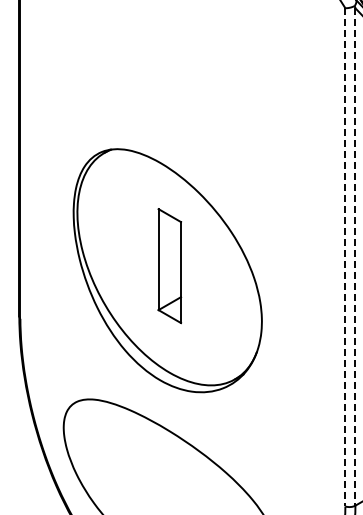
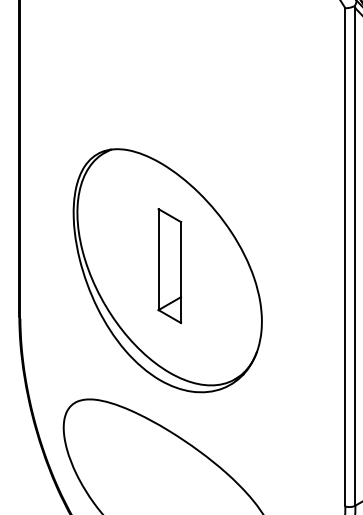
line: dashed -> solid (355, 256)
line: dashed -> solid (345, 257)
